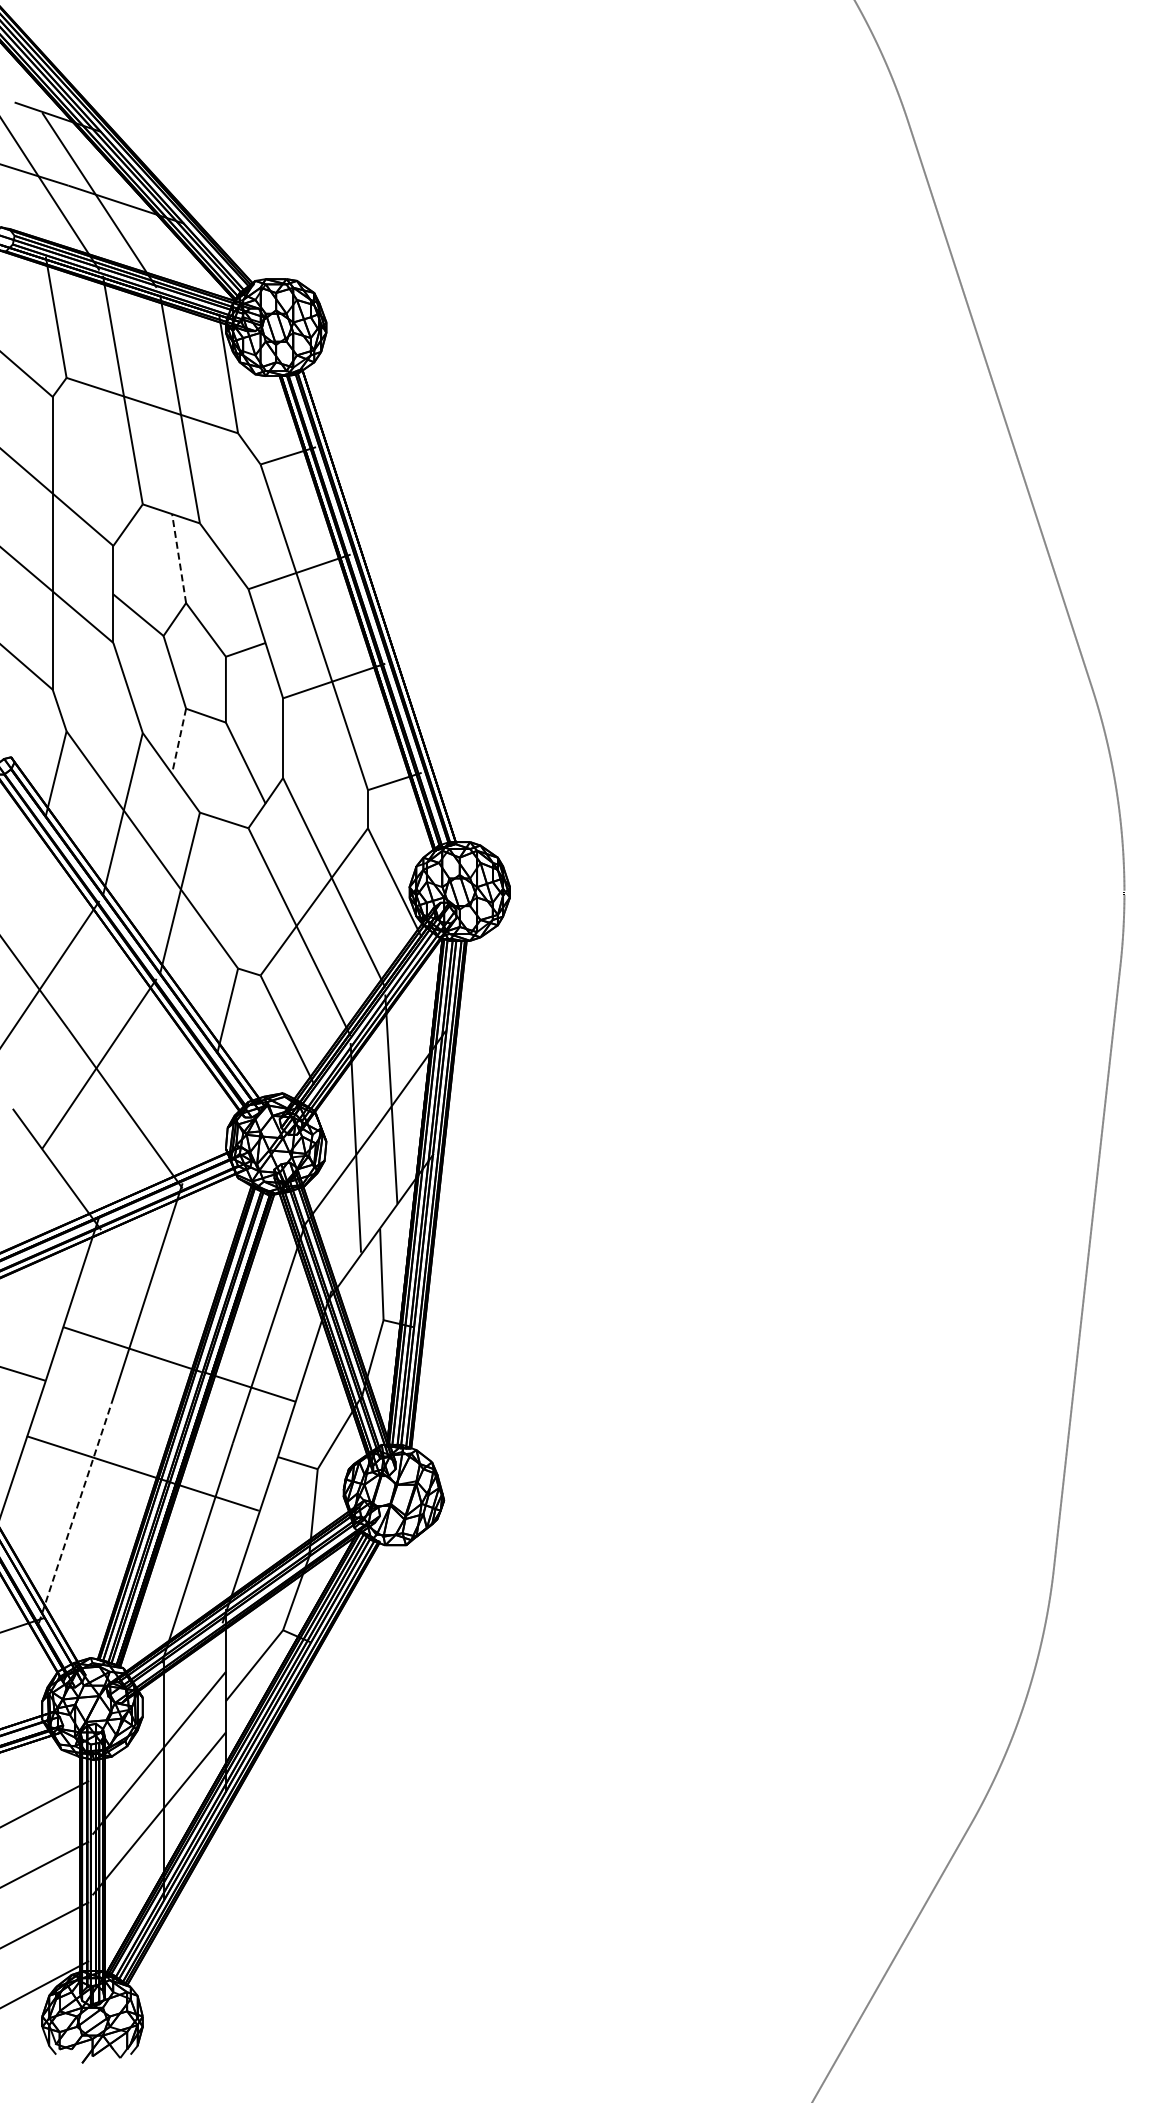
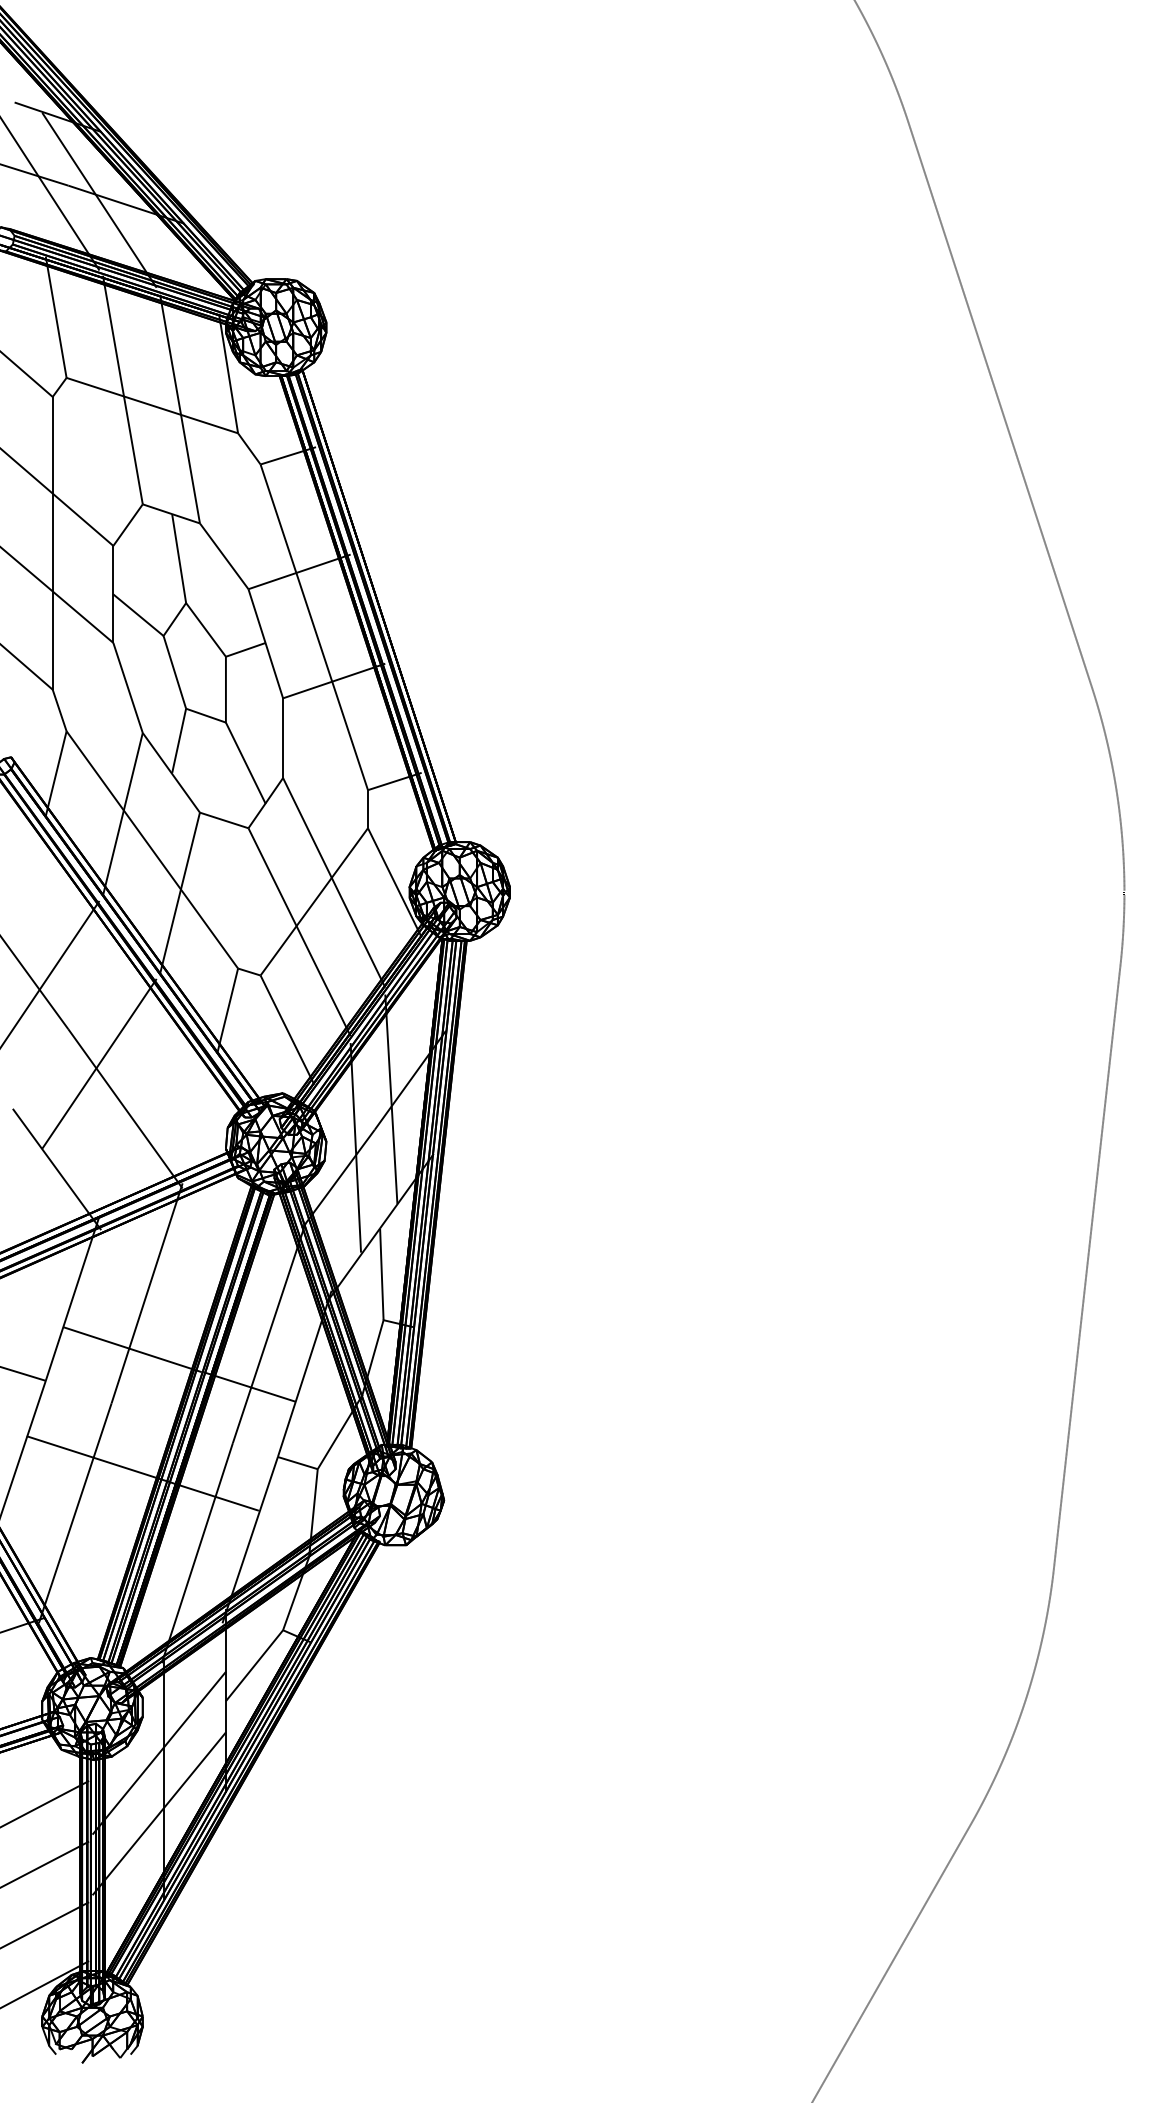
line: dashed -> solid (179, 558)
line: dashed -> solid (179, 740)
line: dashed -> solid (75, 1513)
